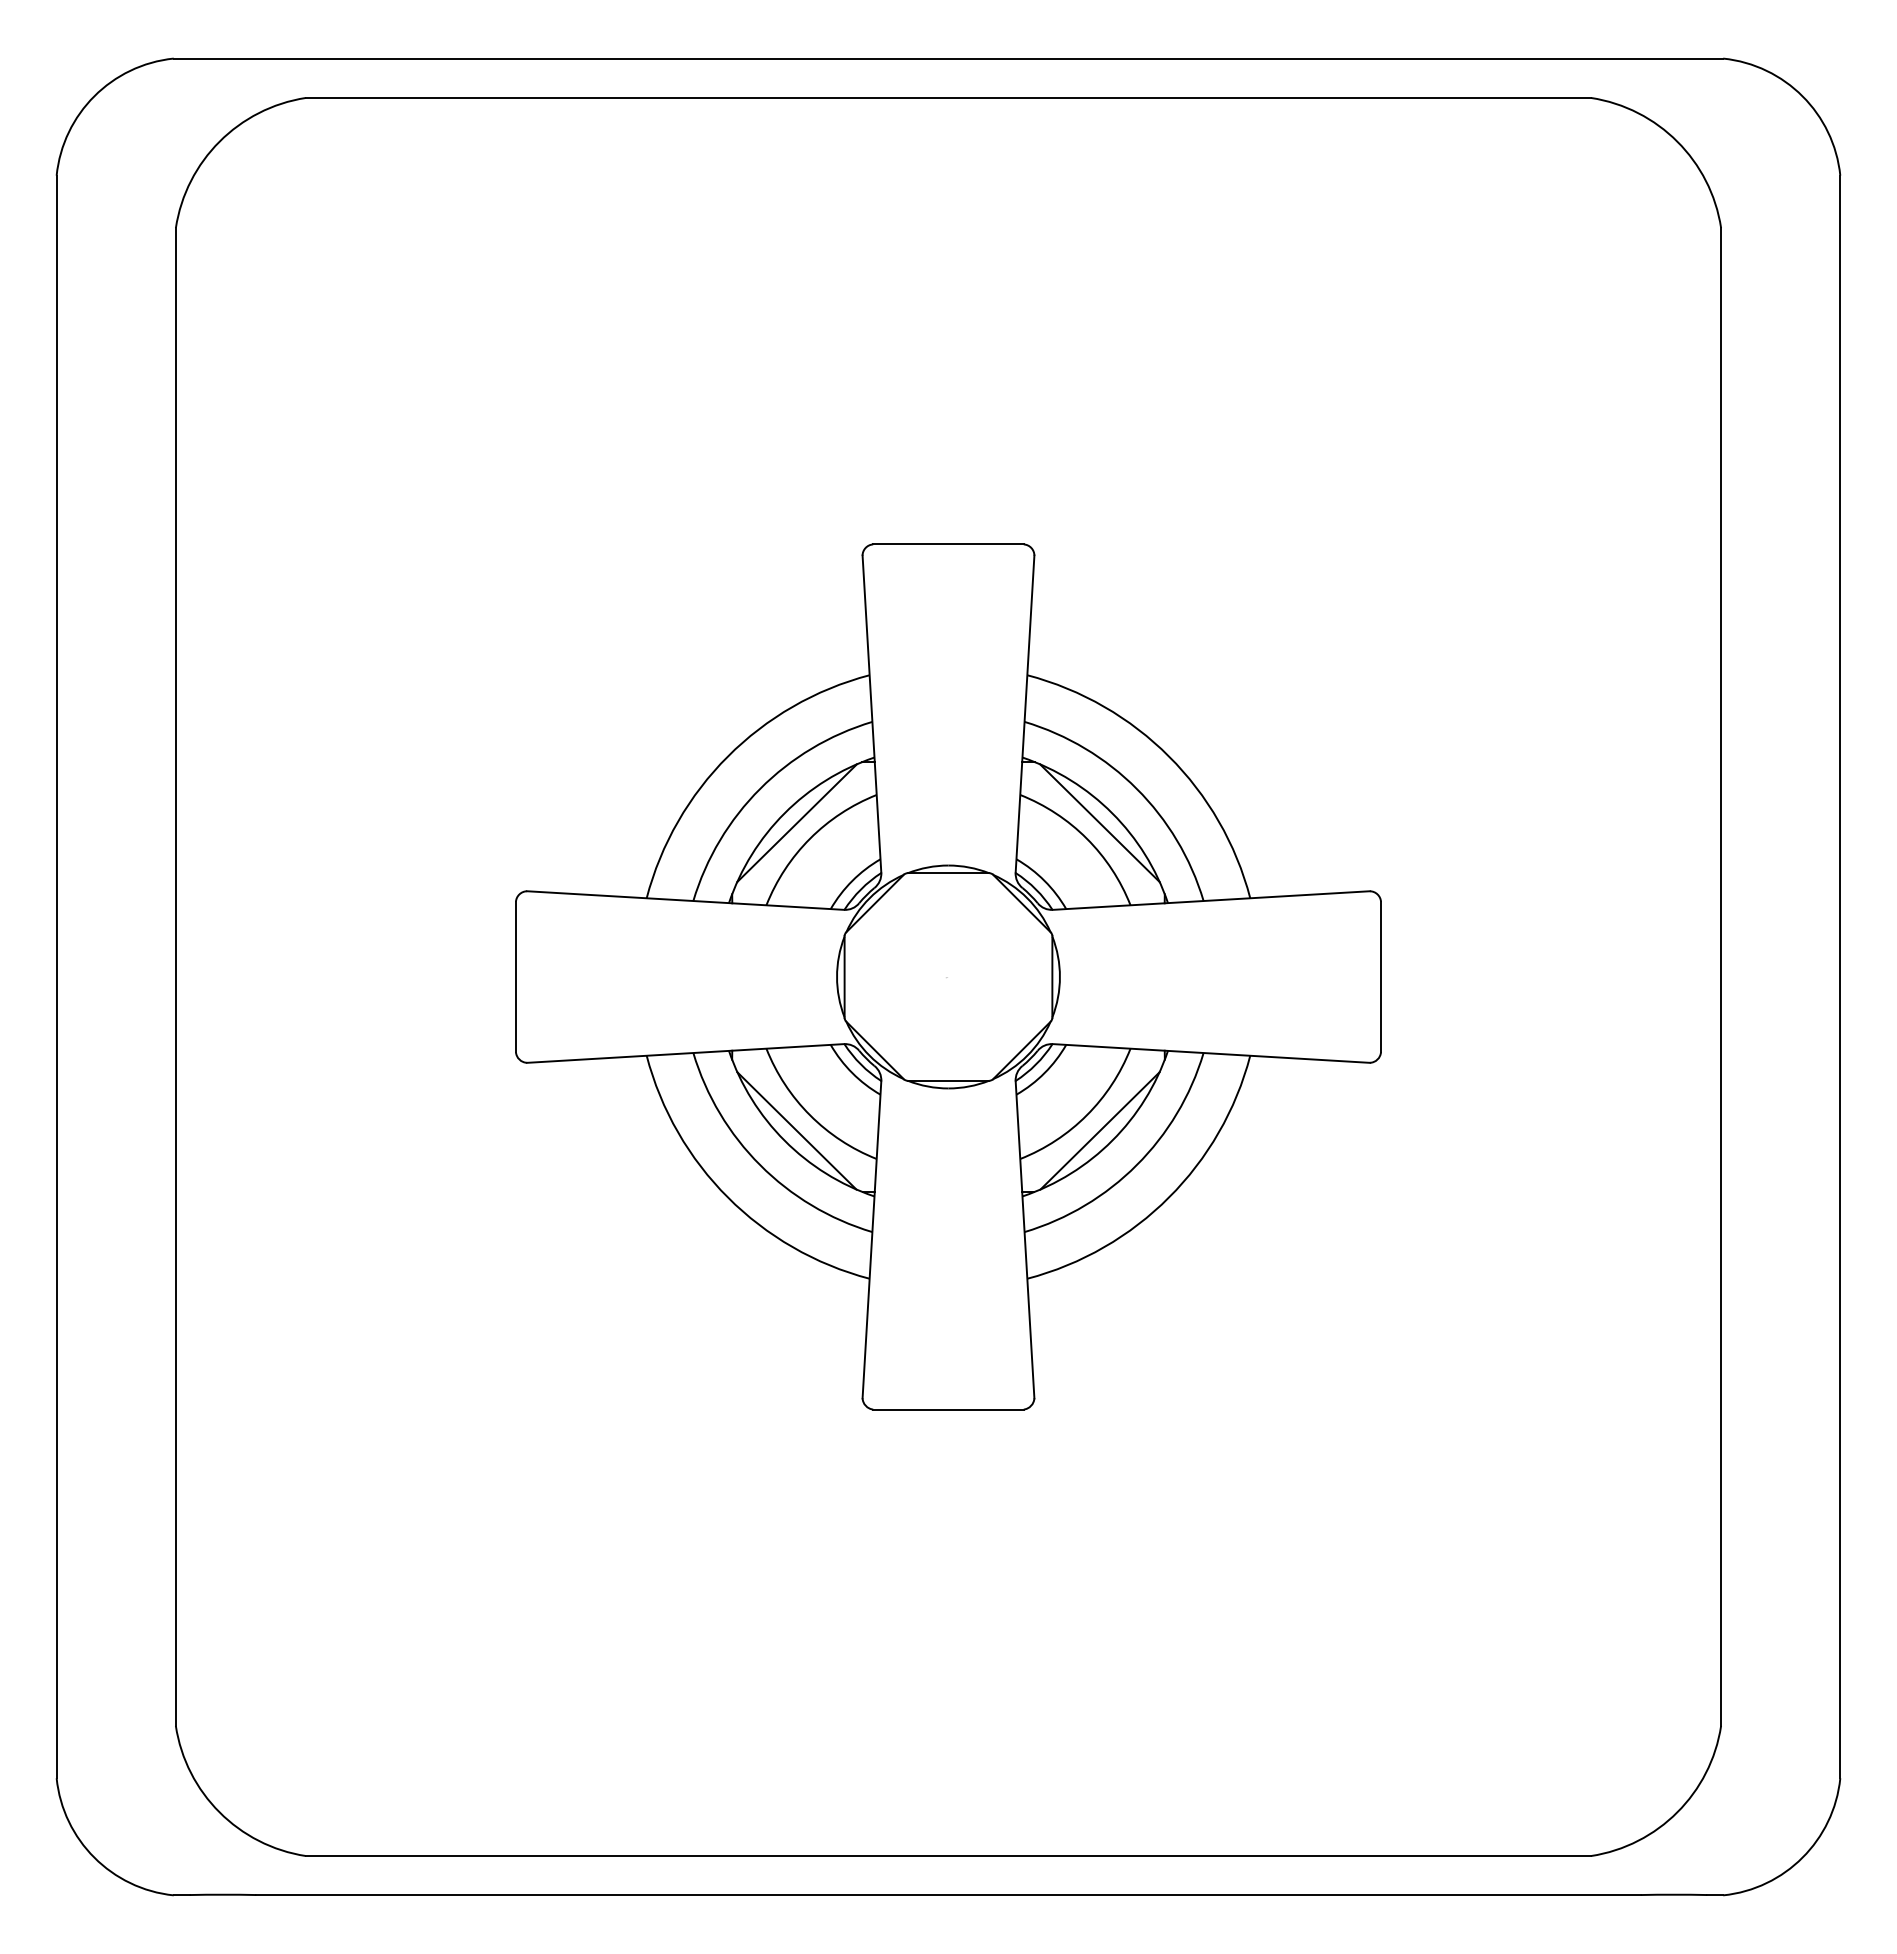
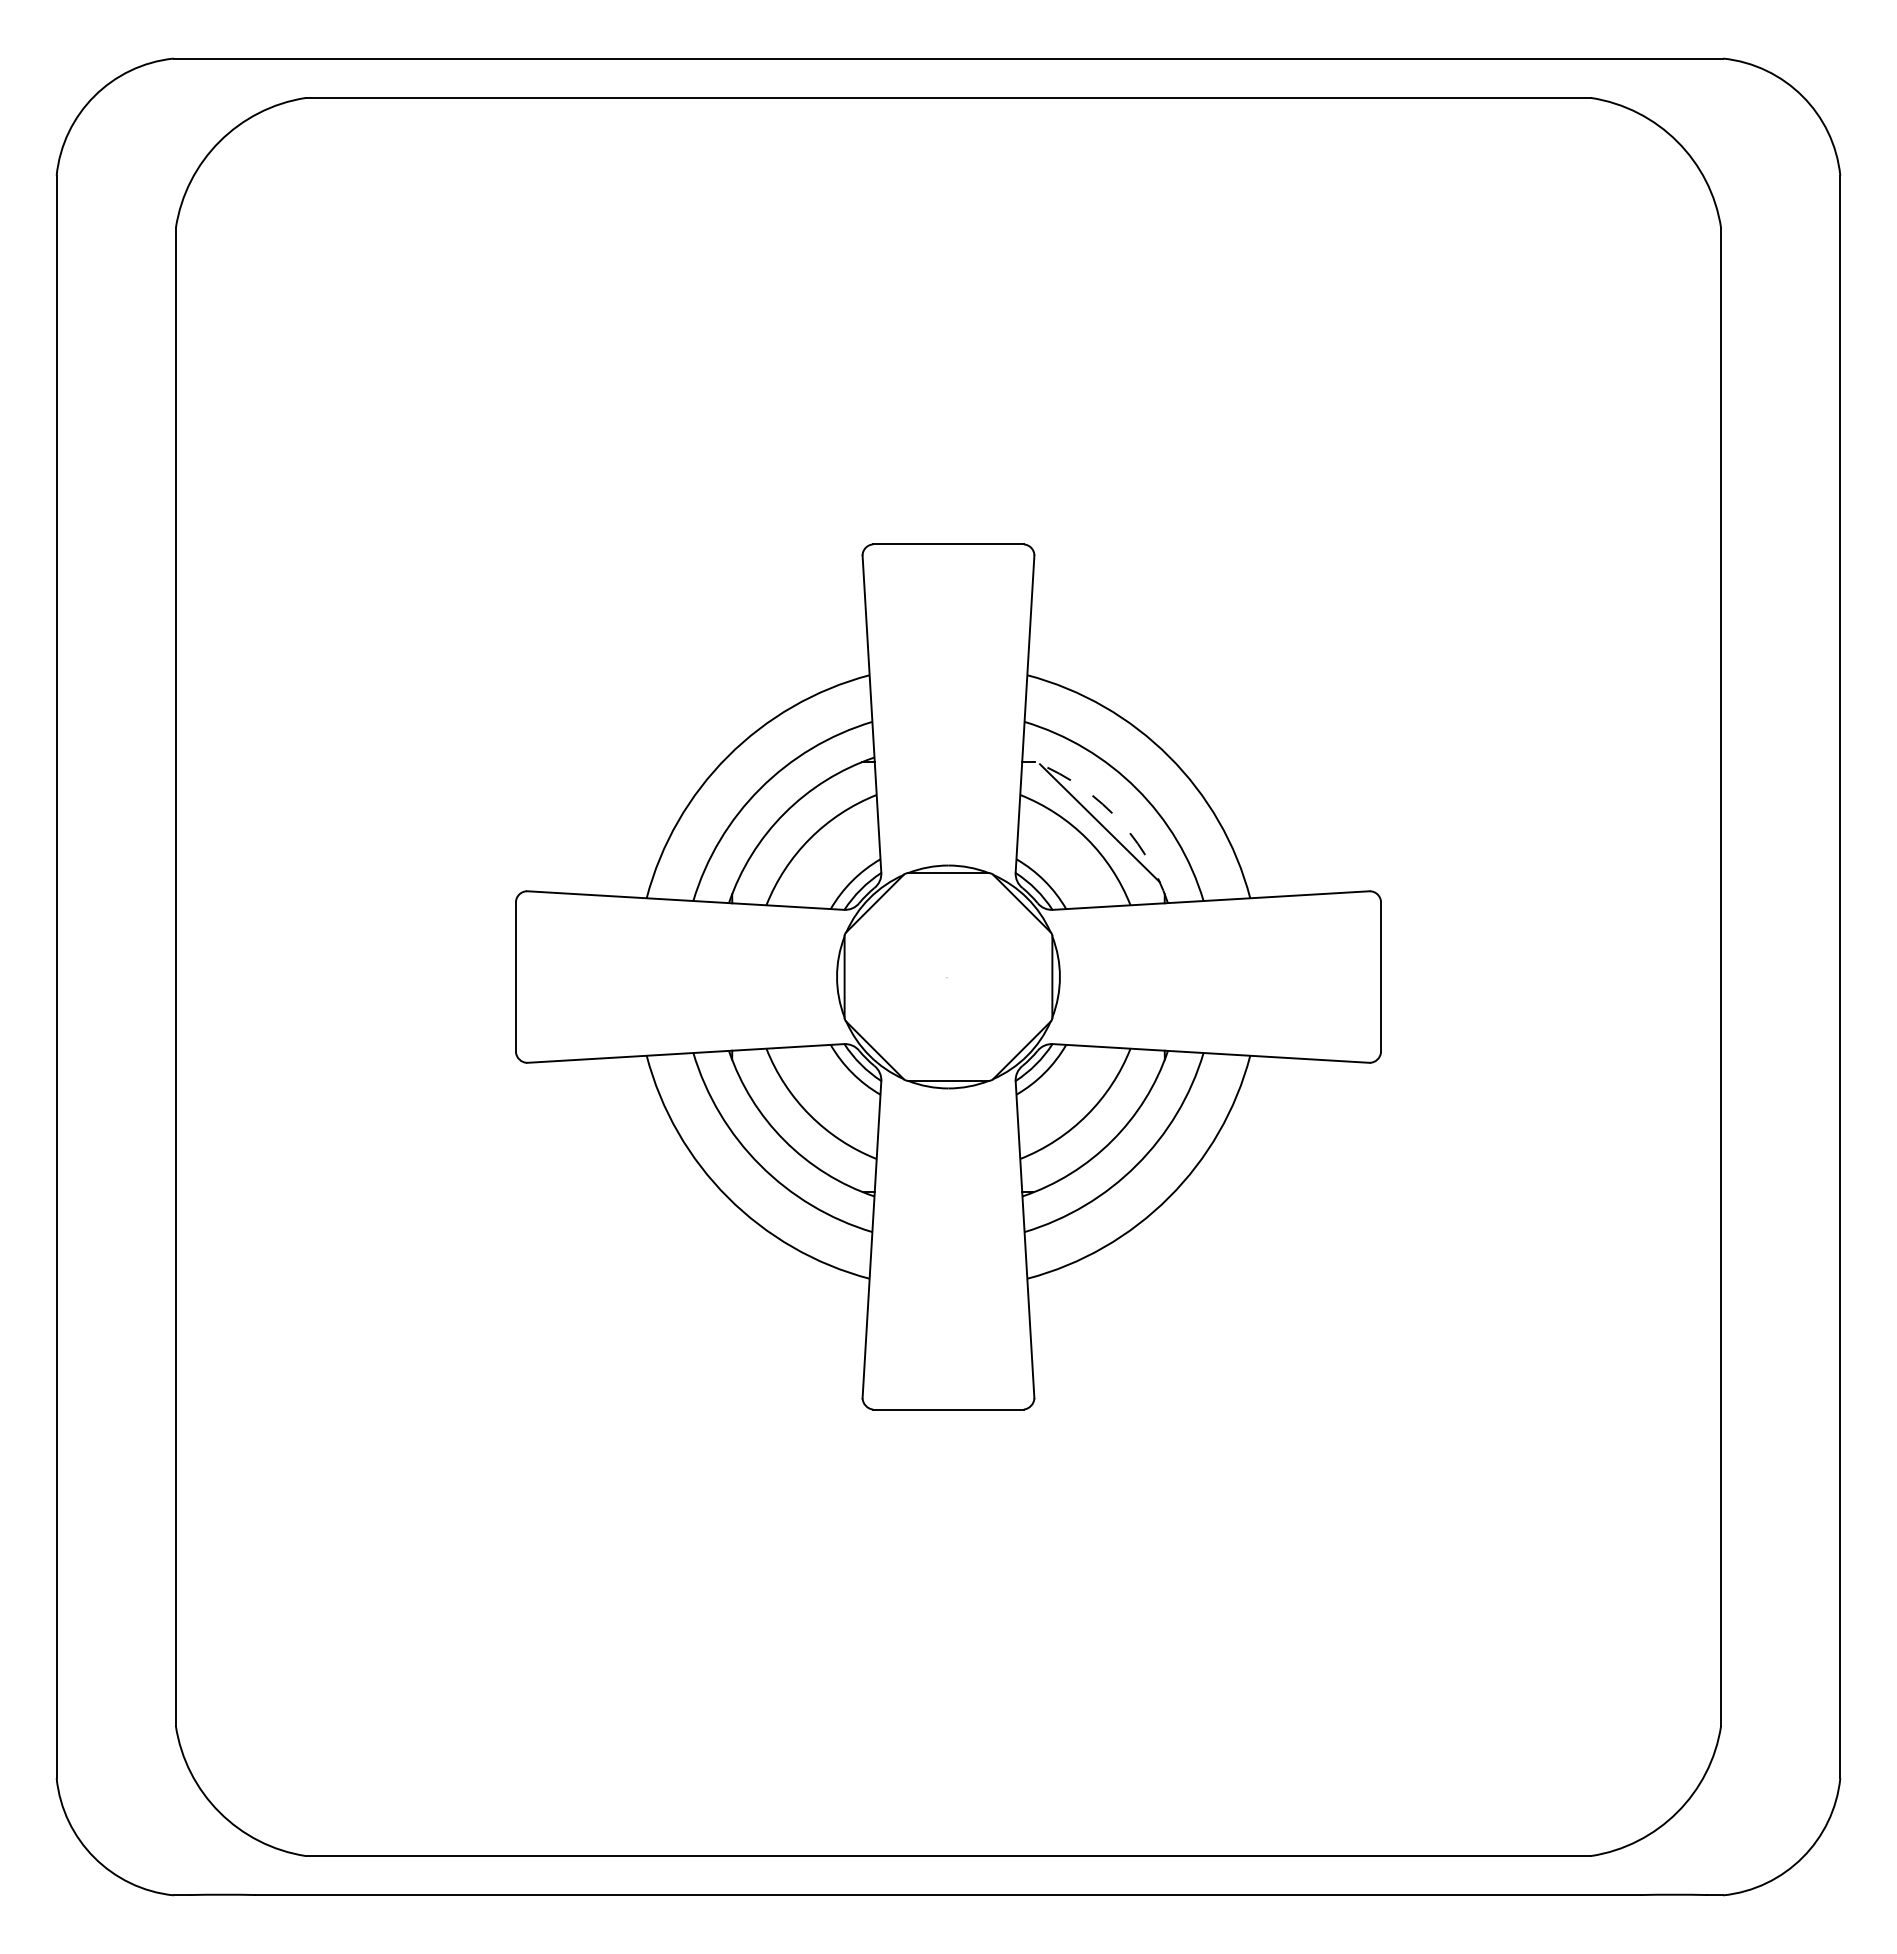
arc: solid -> dashed (1112, 813)
line: present -> none (797, 823)
line: present -> none (796, 1130)
line: present -> none (1099, 1130)
